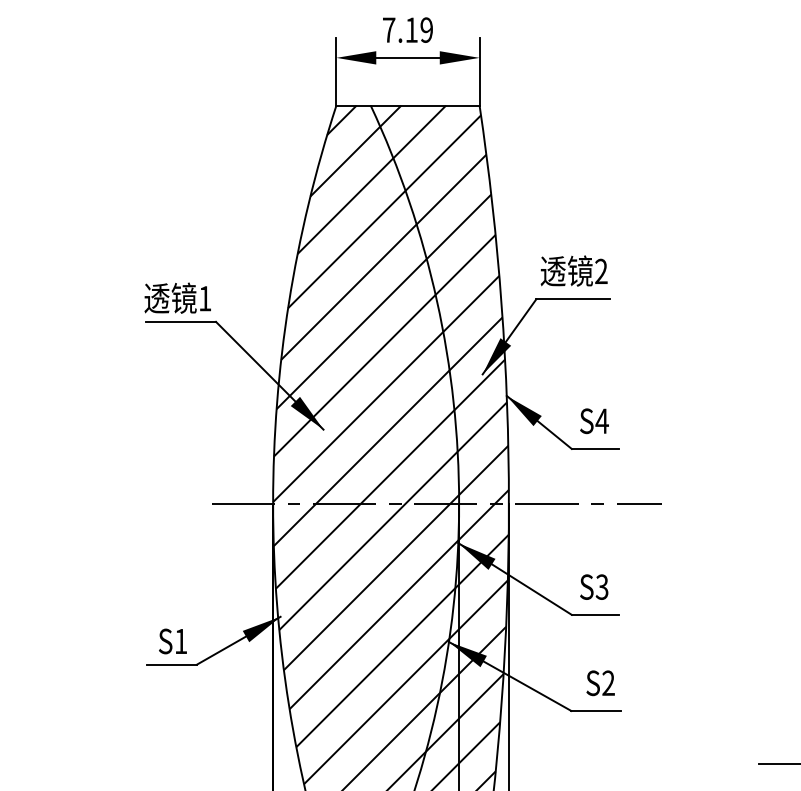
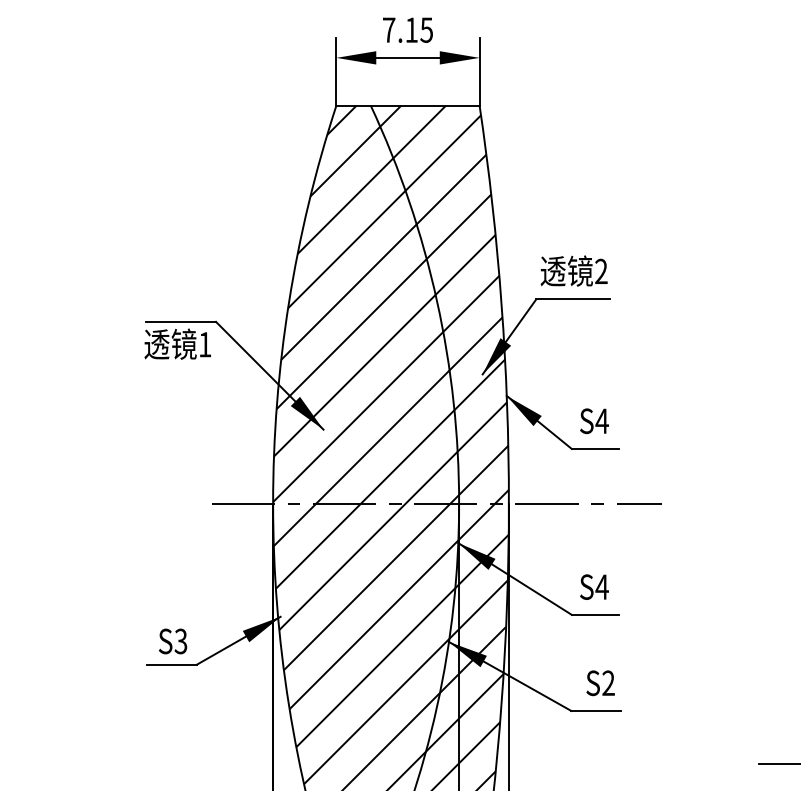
text: 7.19 -> 7.15 (426, 29)
text position: (177, 297) -> (177, 343) (177, 343)
text: S3 -> S4 (601, 586)
text: S1 -> S3 (180, 641)
